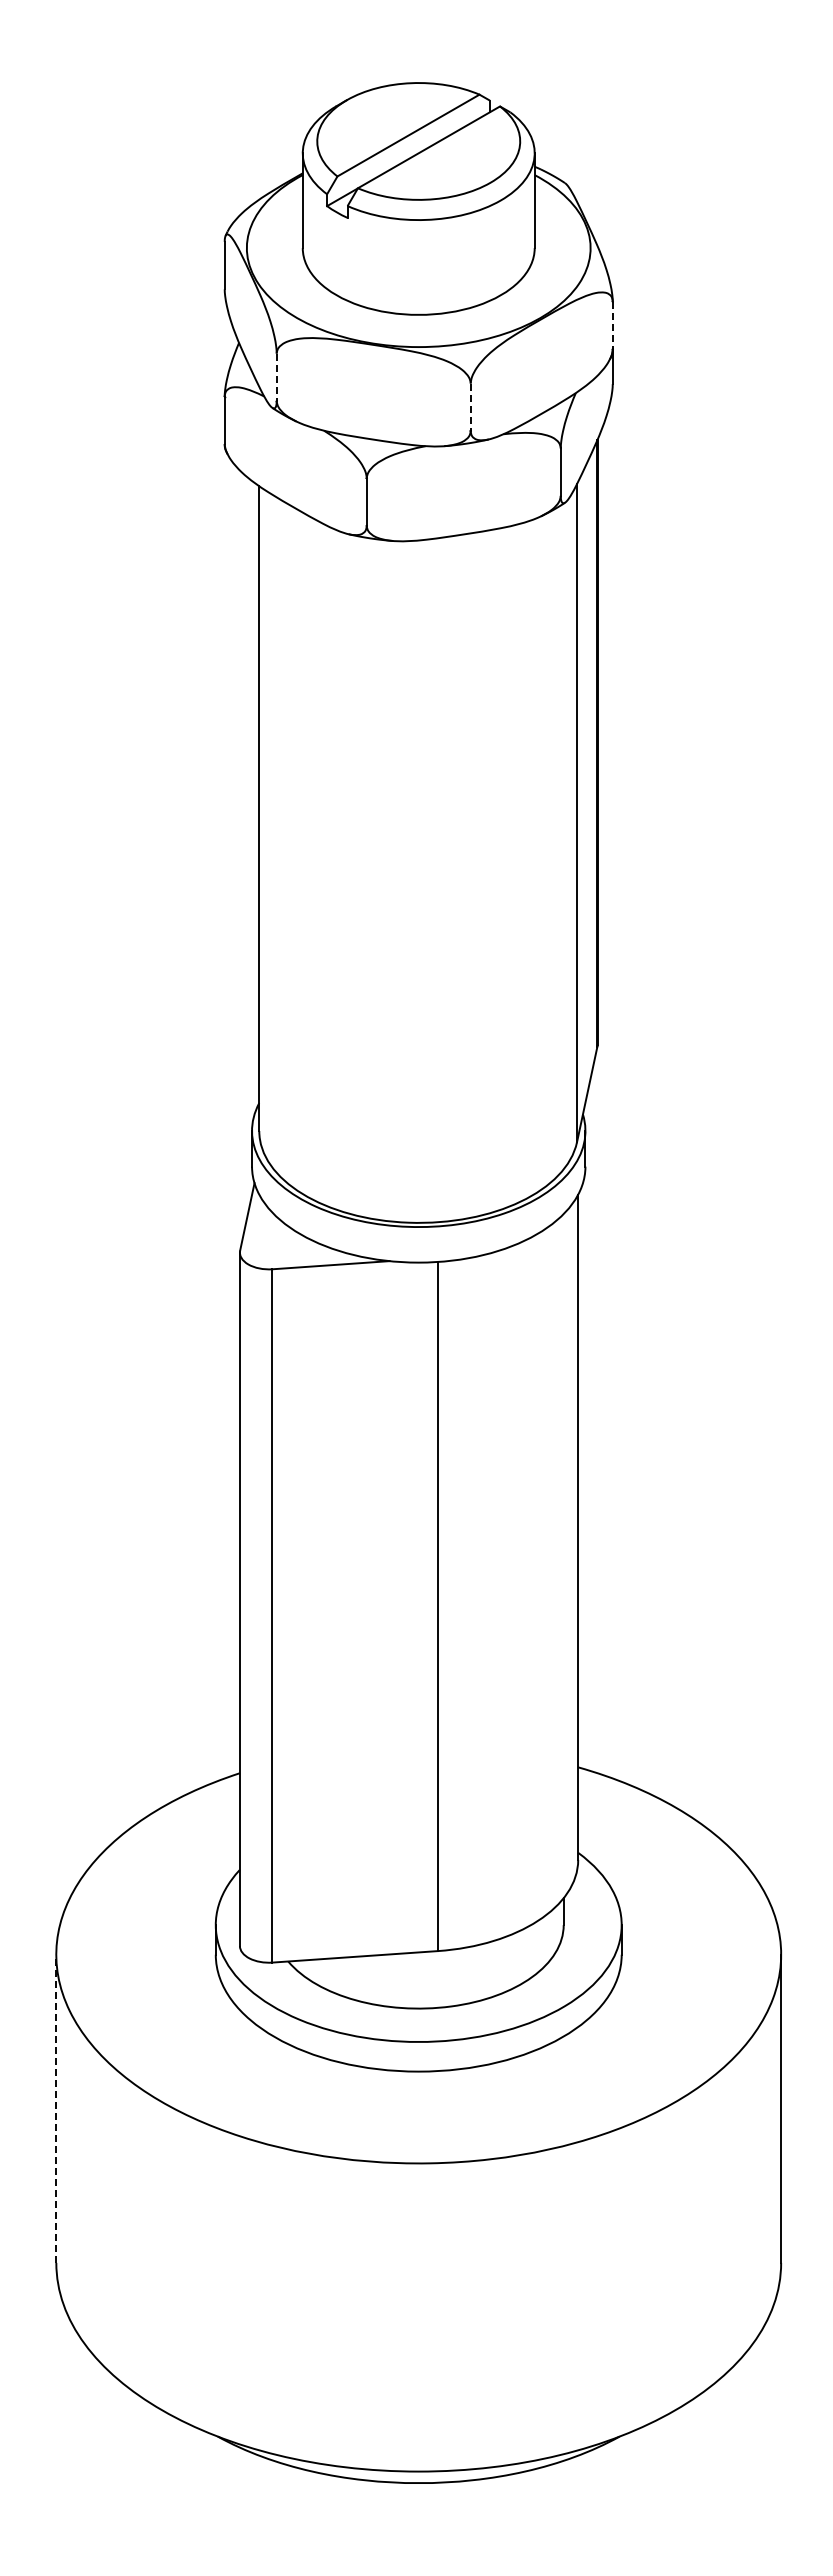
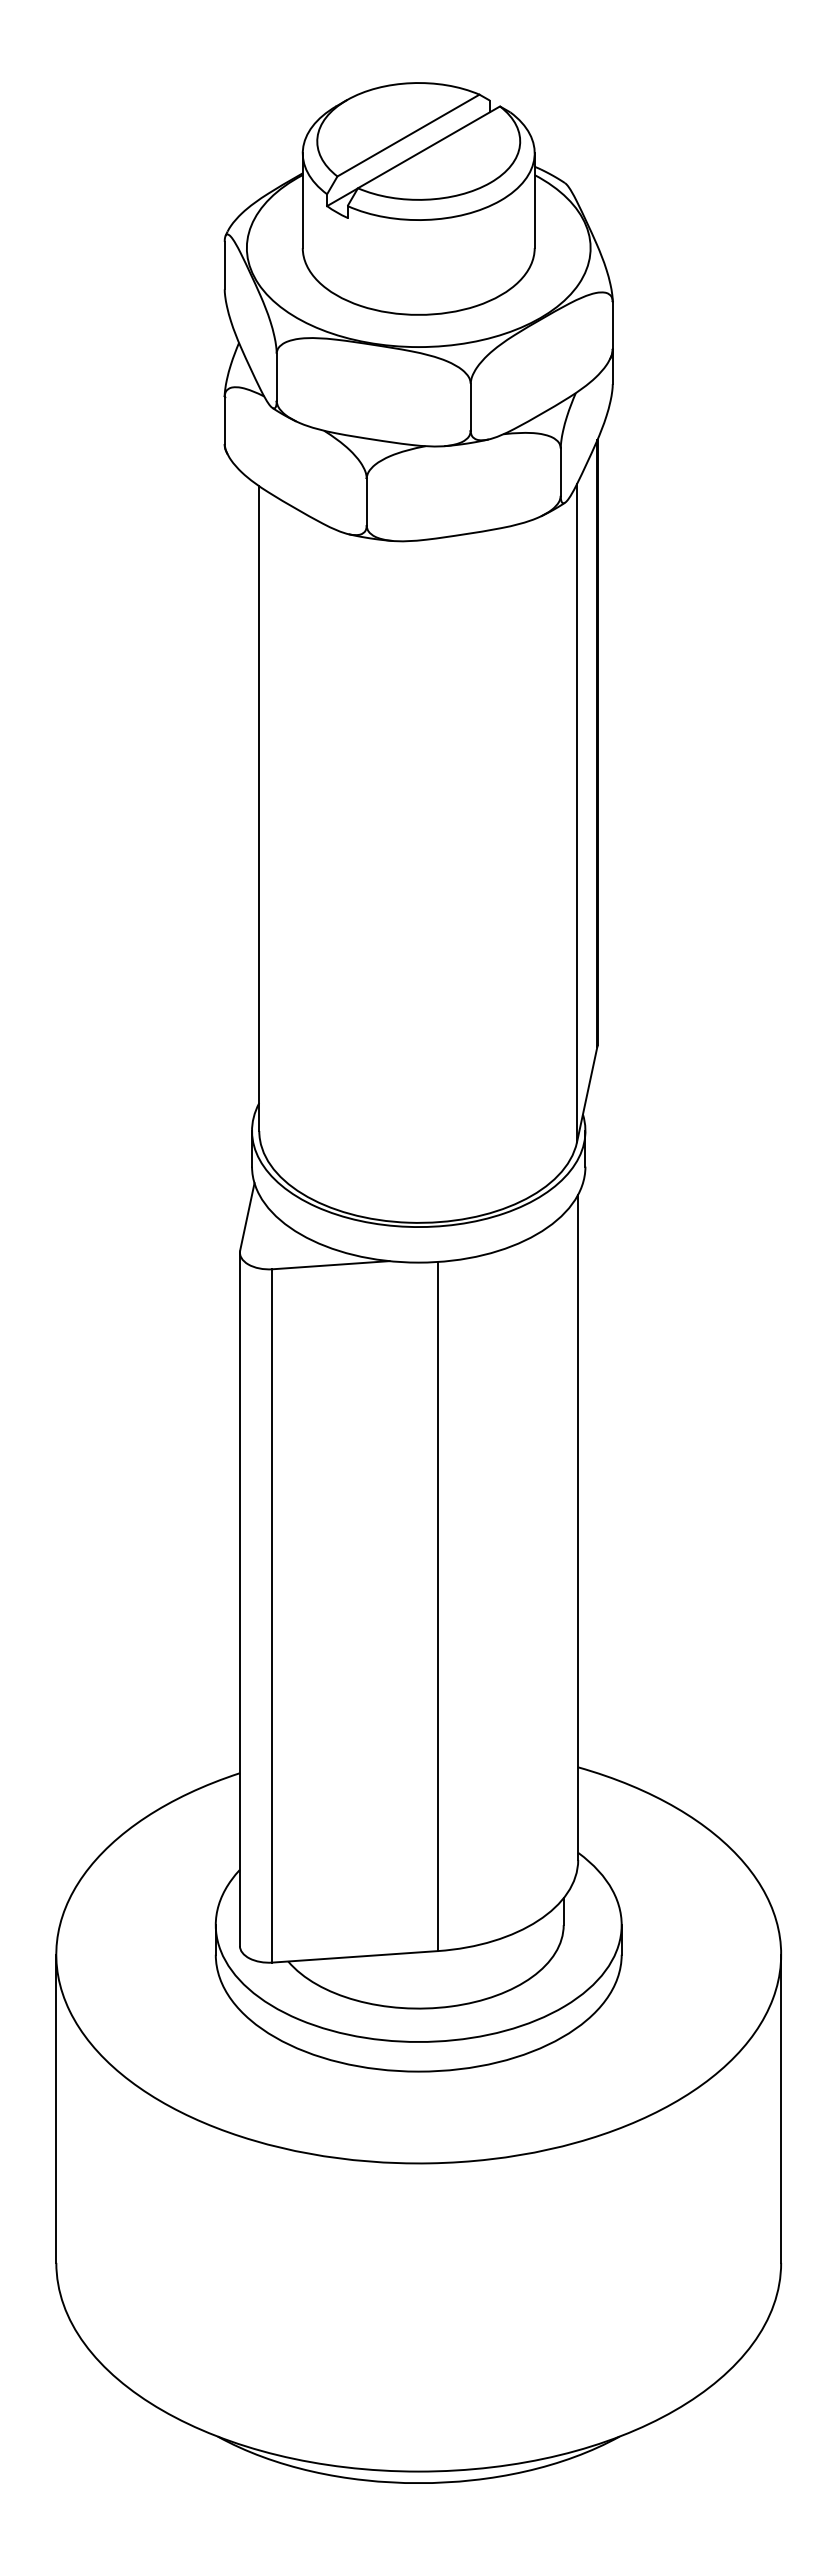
line: dashed -> solid (612, 325)
line: dashed -> solid (276, 377)
line: dashed -> solid (470, 407)
line: dashed -> solid (56, 2108)
